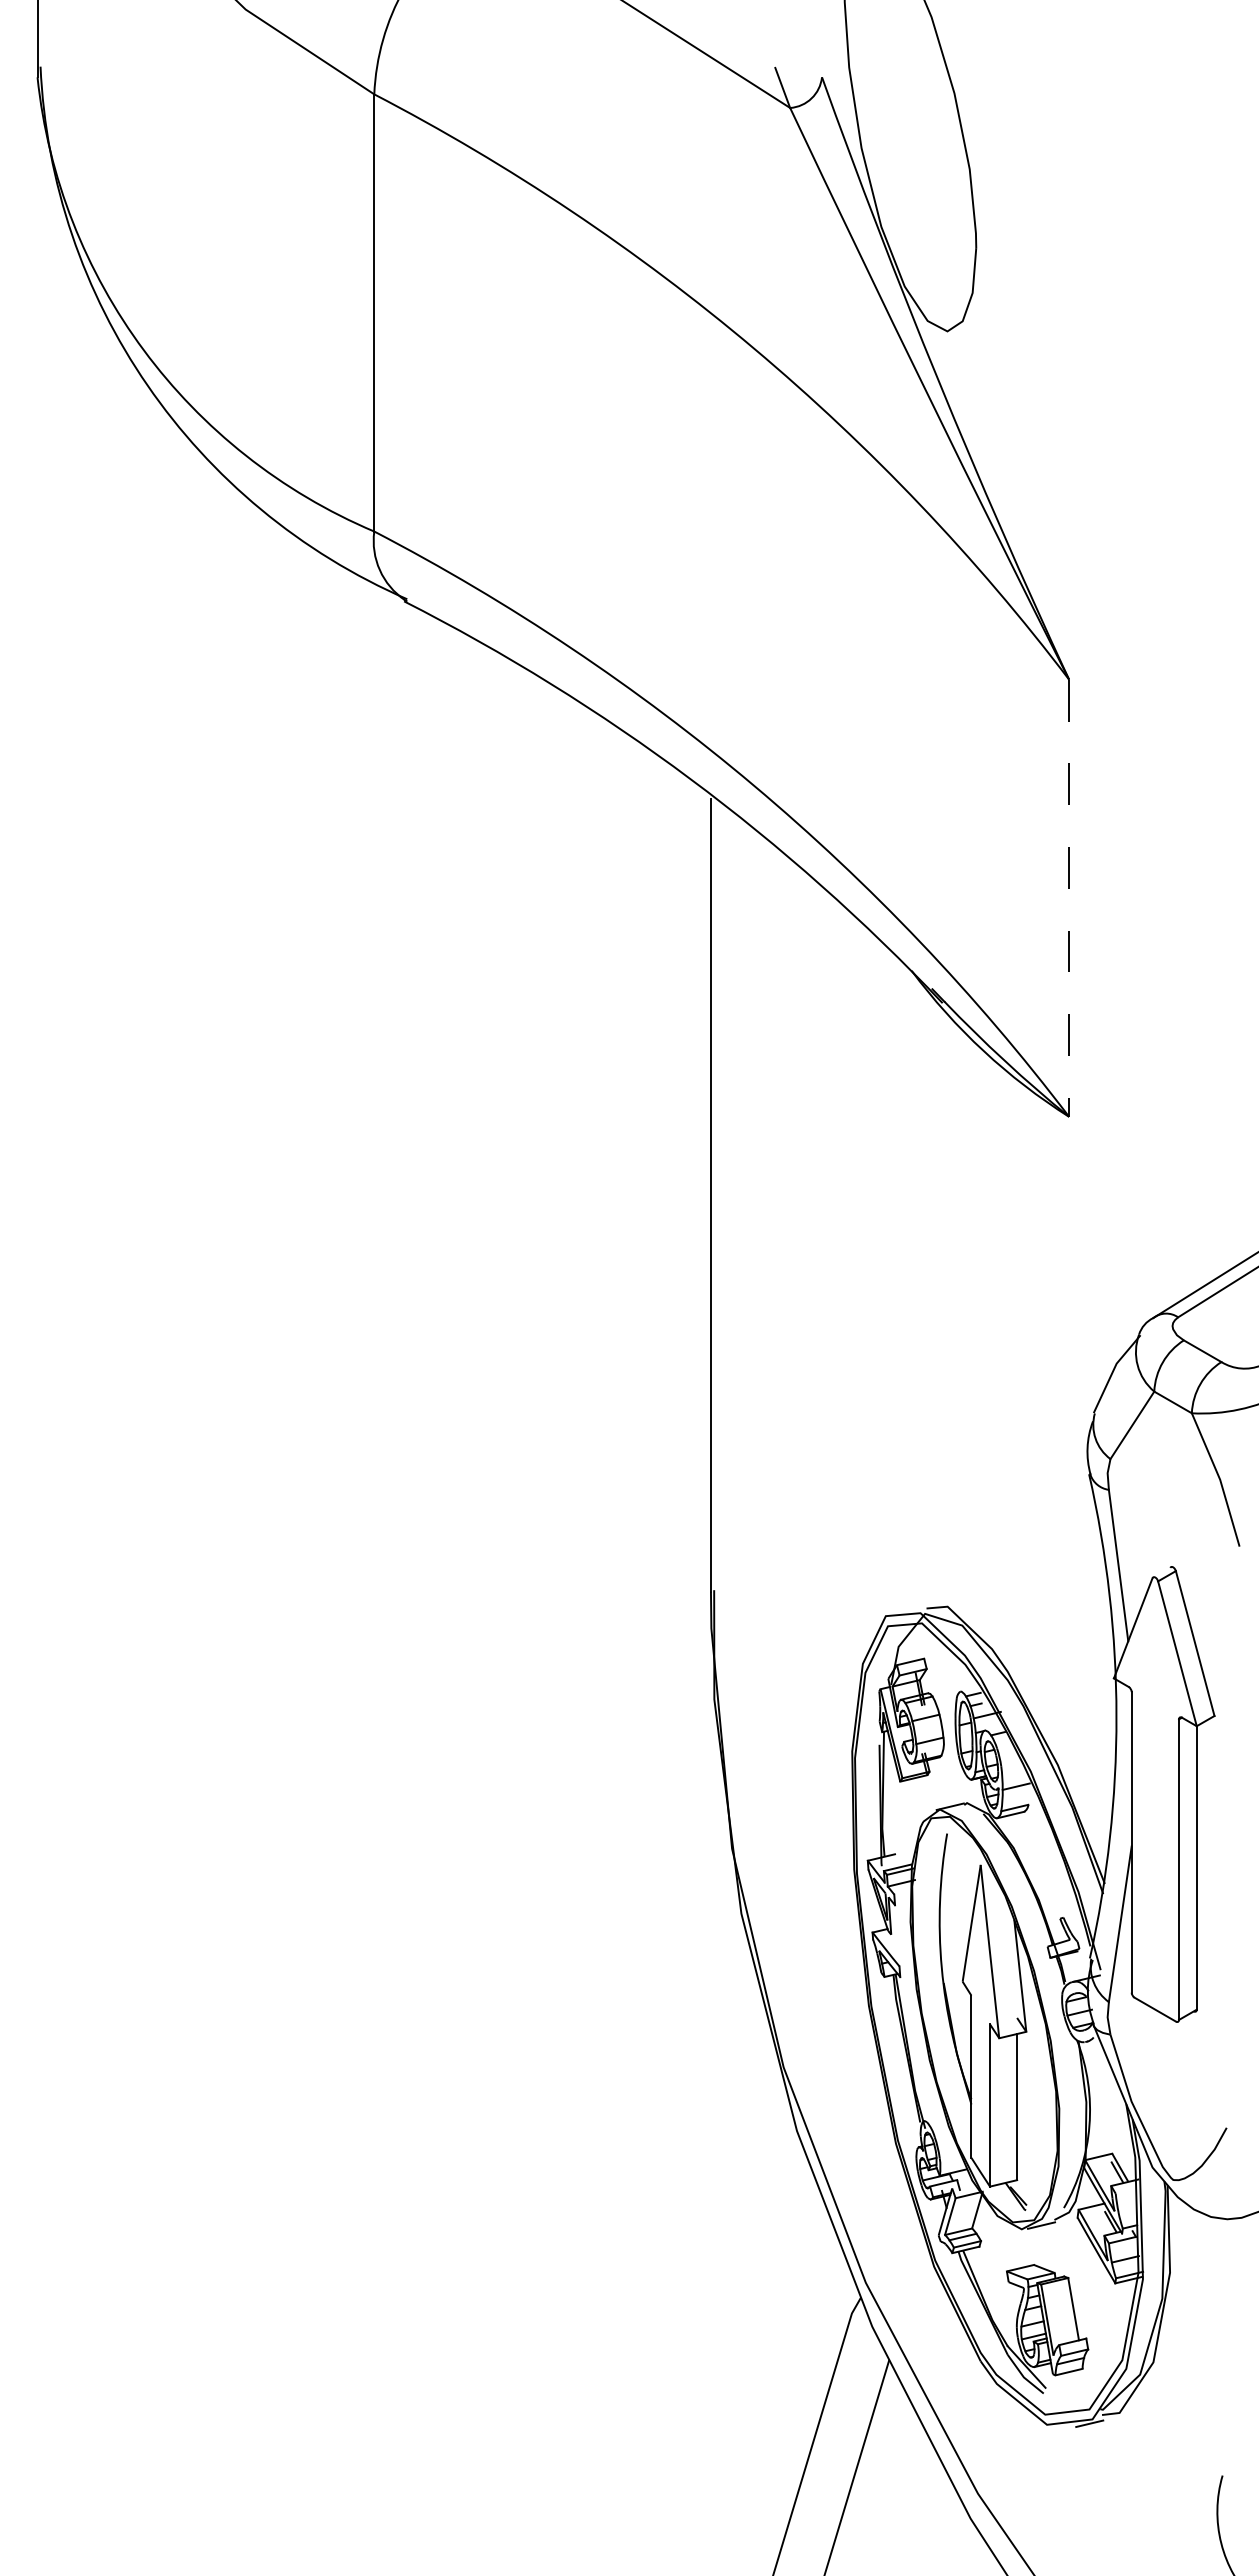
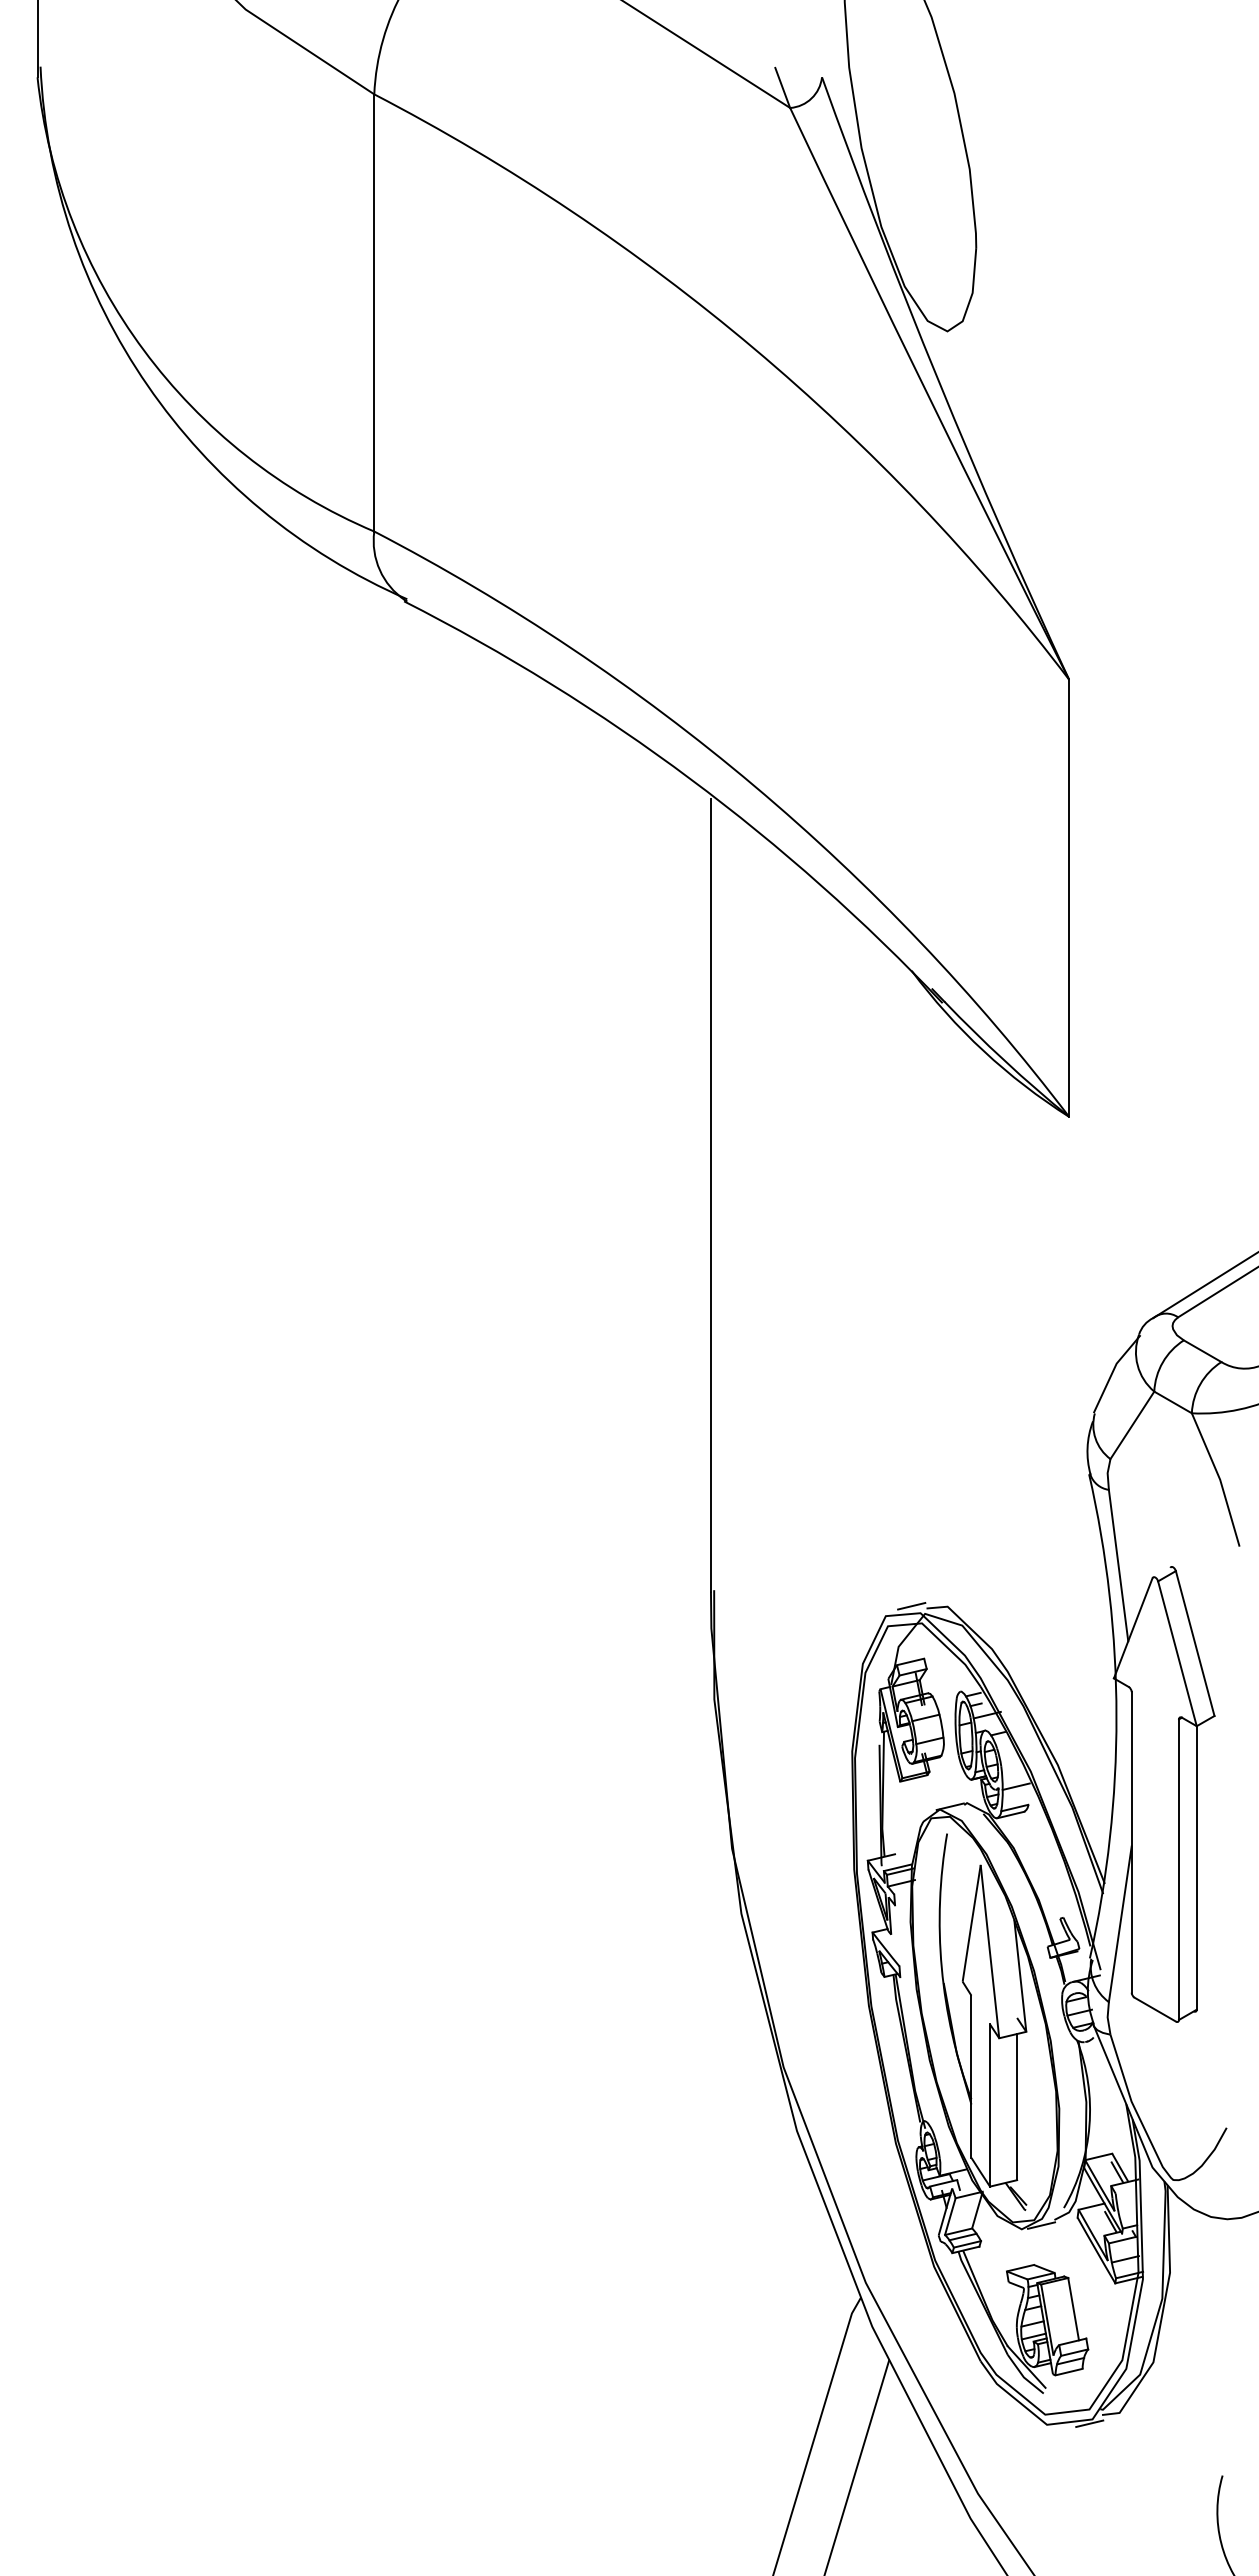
line: dashed -> solid (1069, 898)
line: none -> present (911, 1605)
